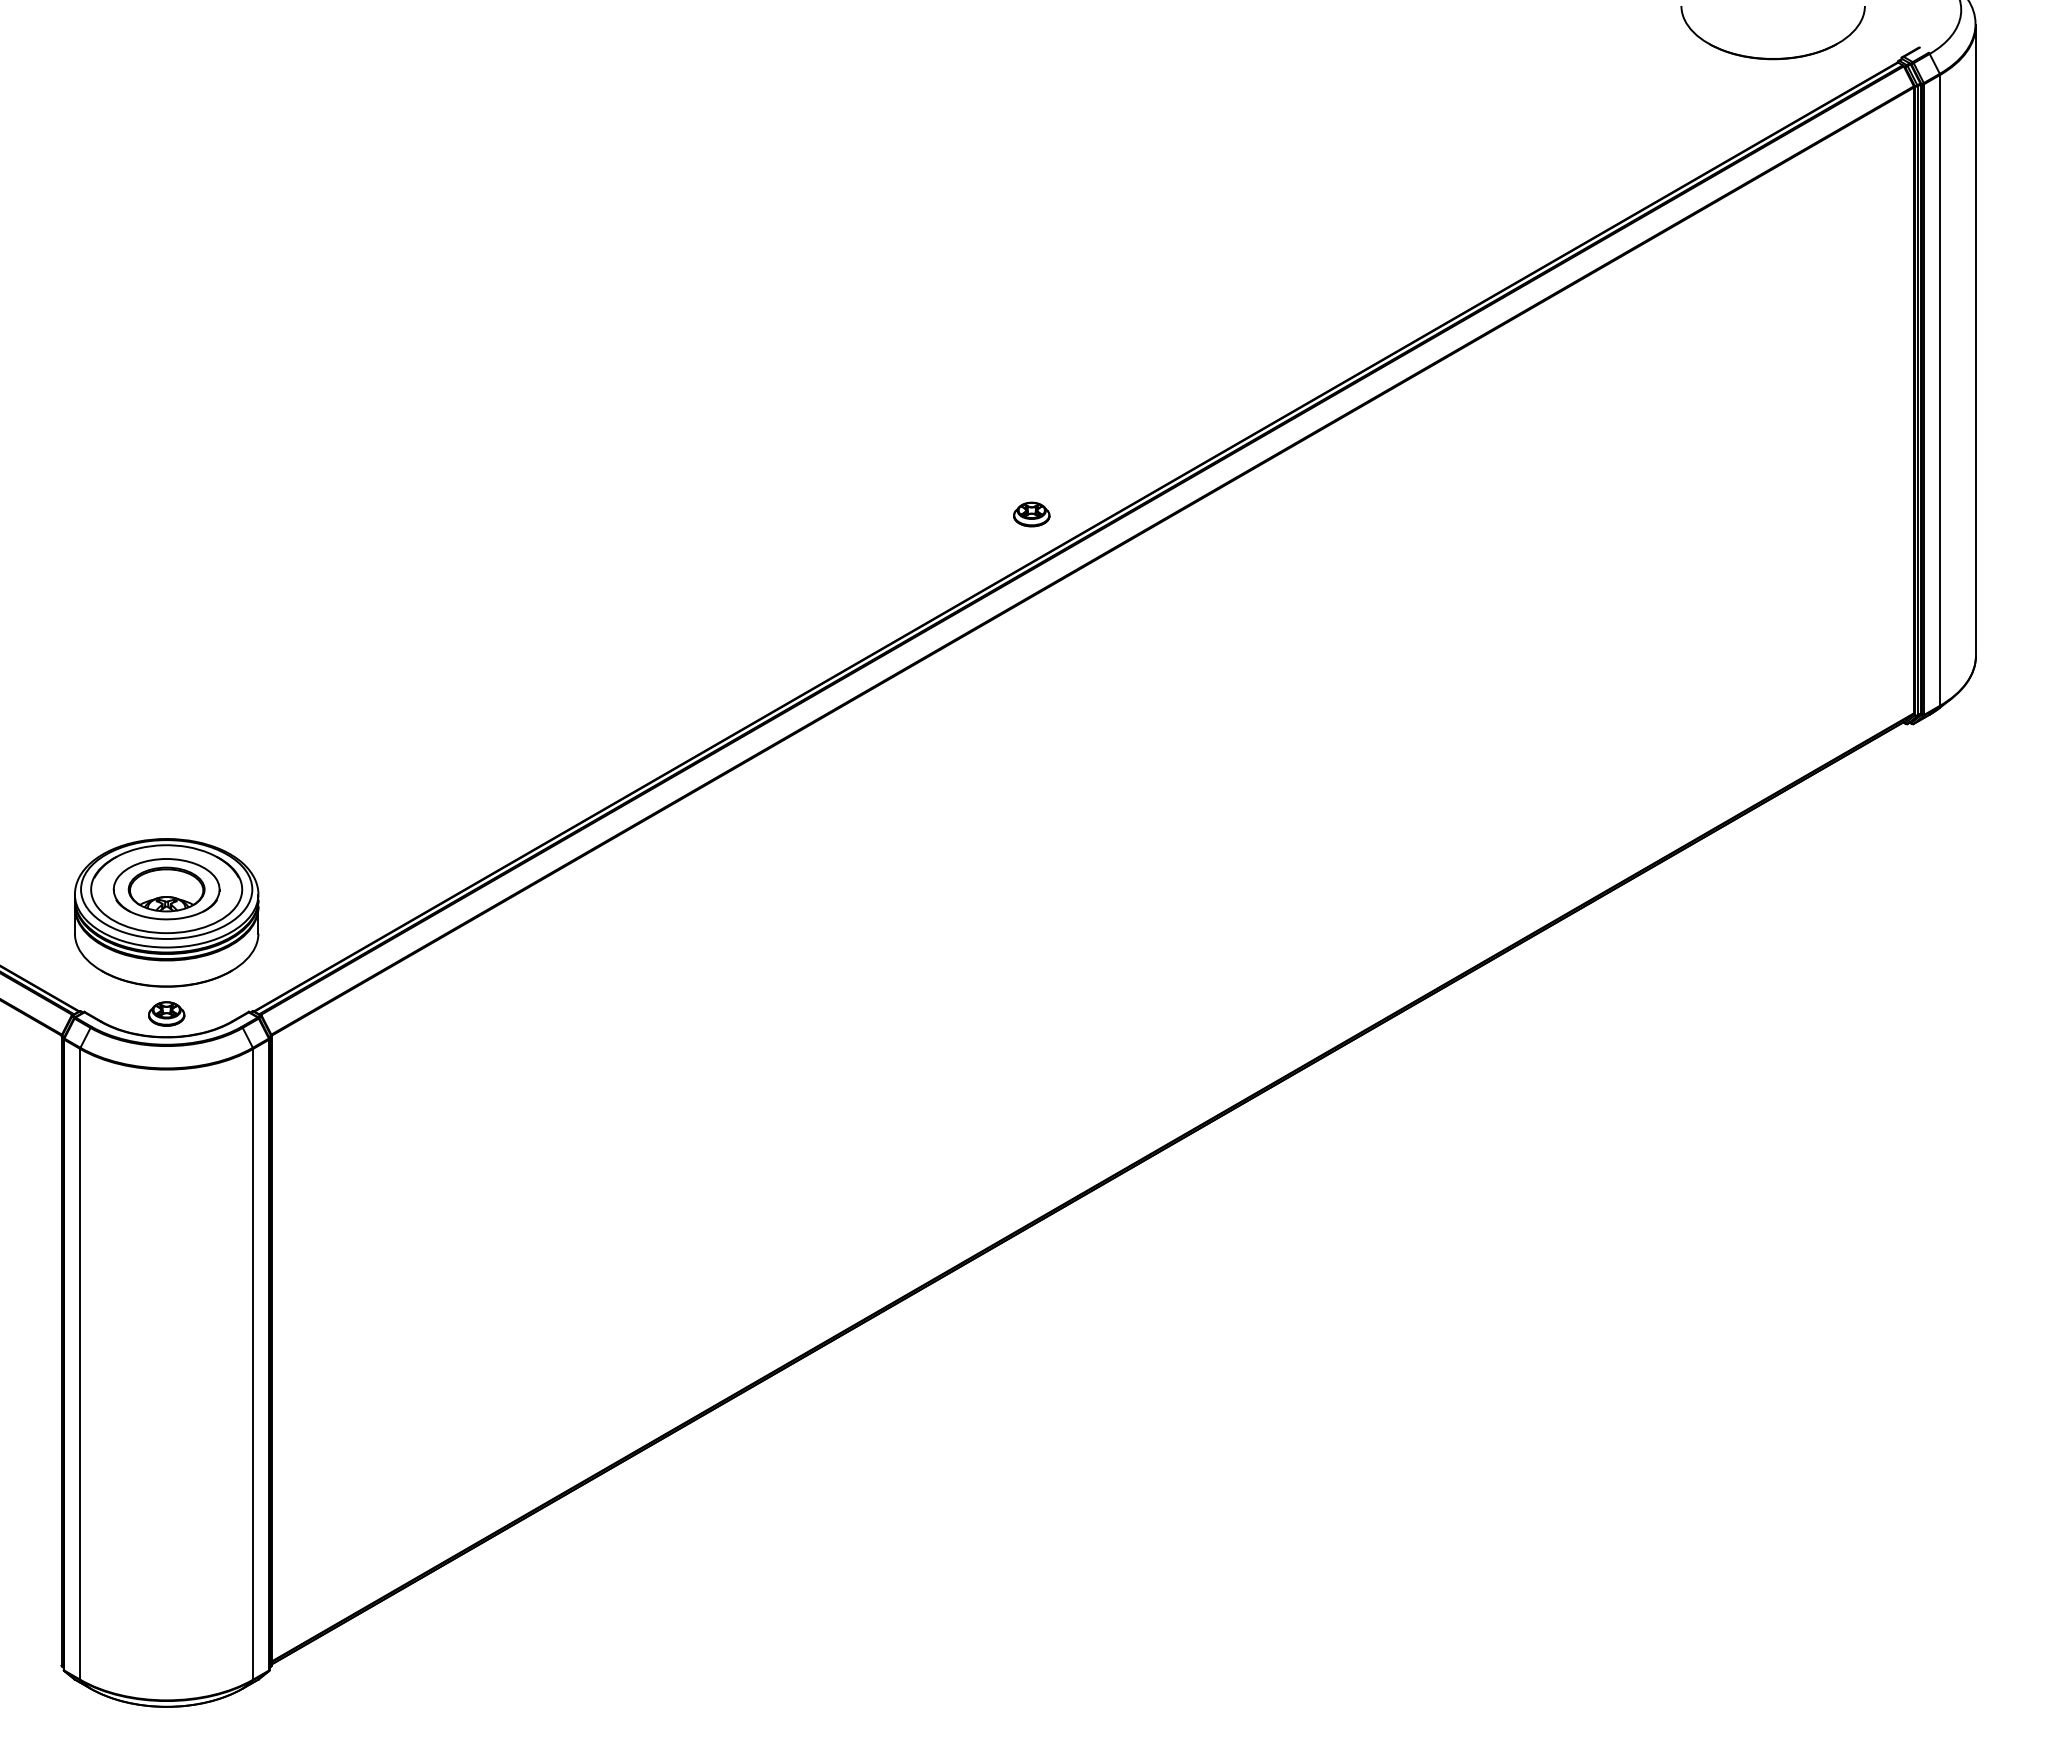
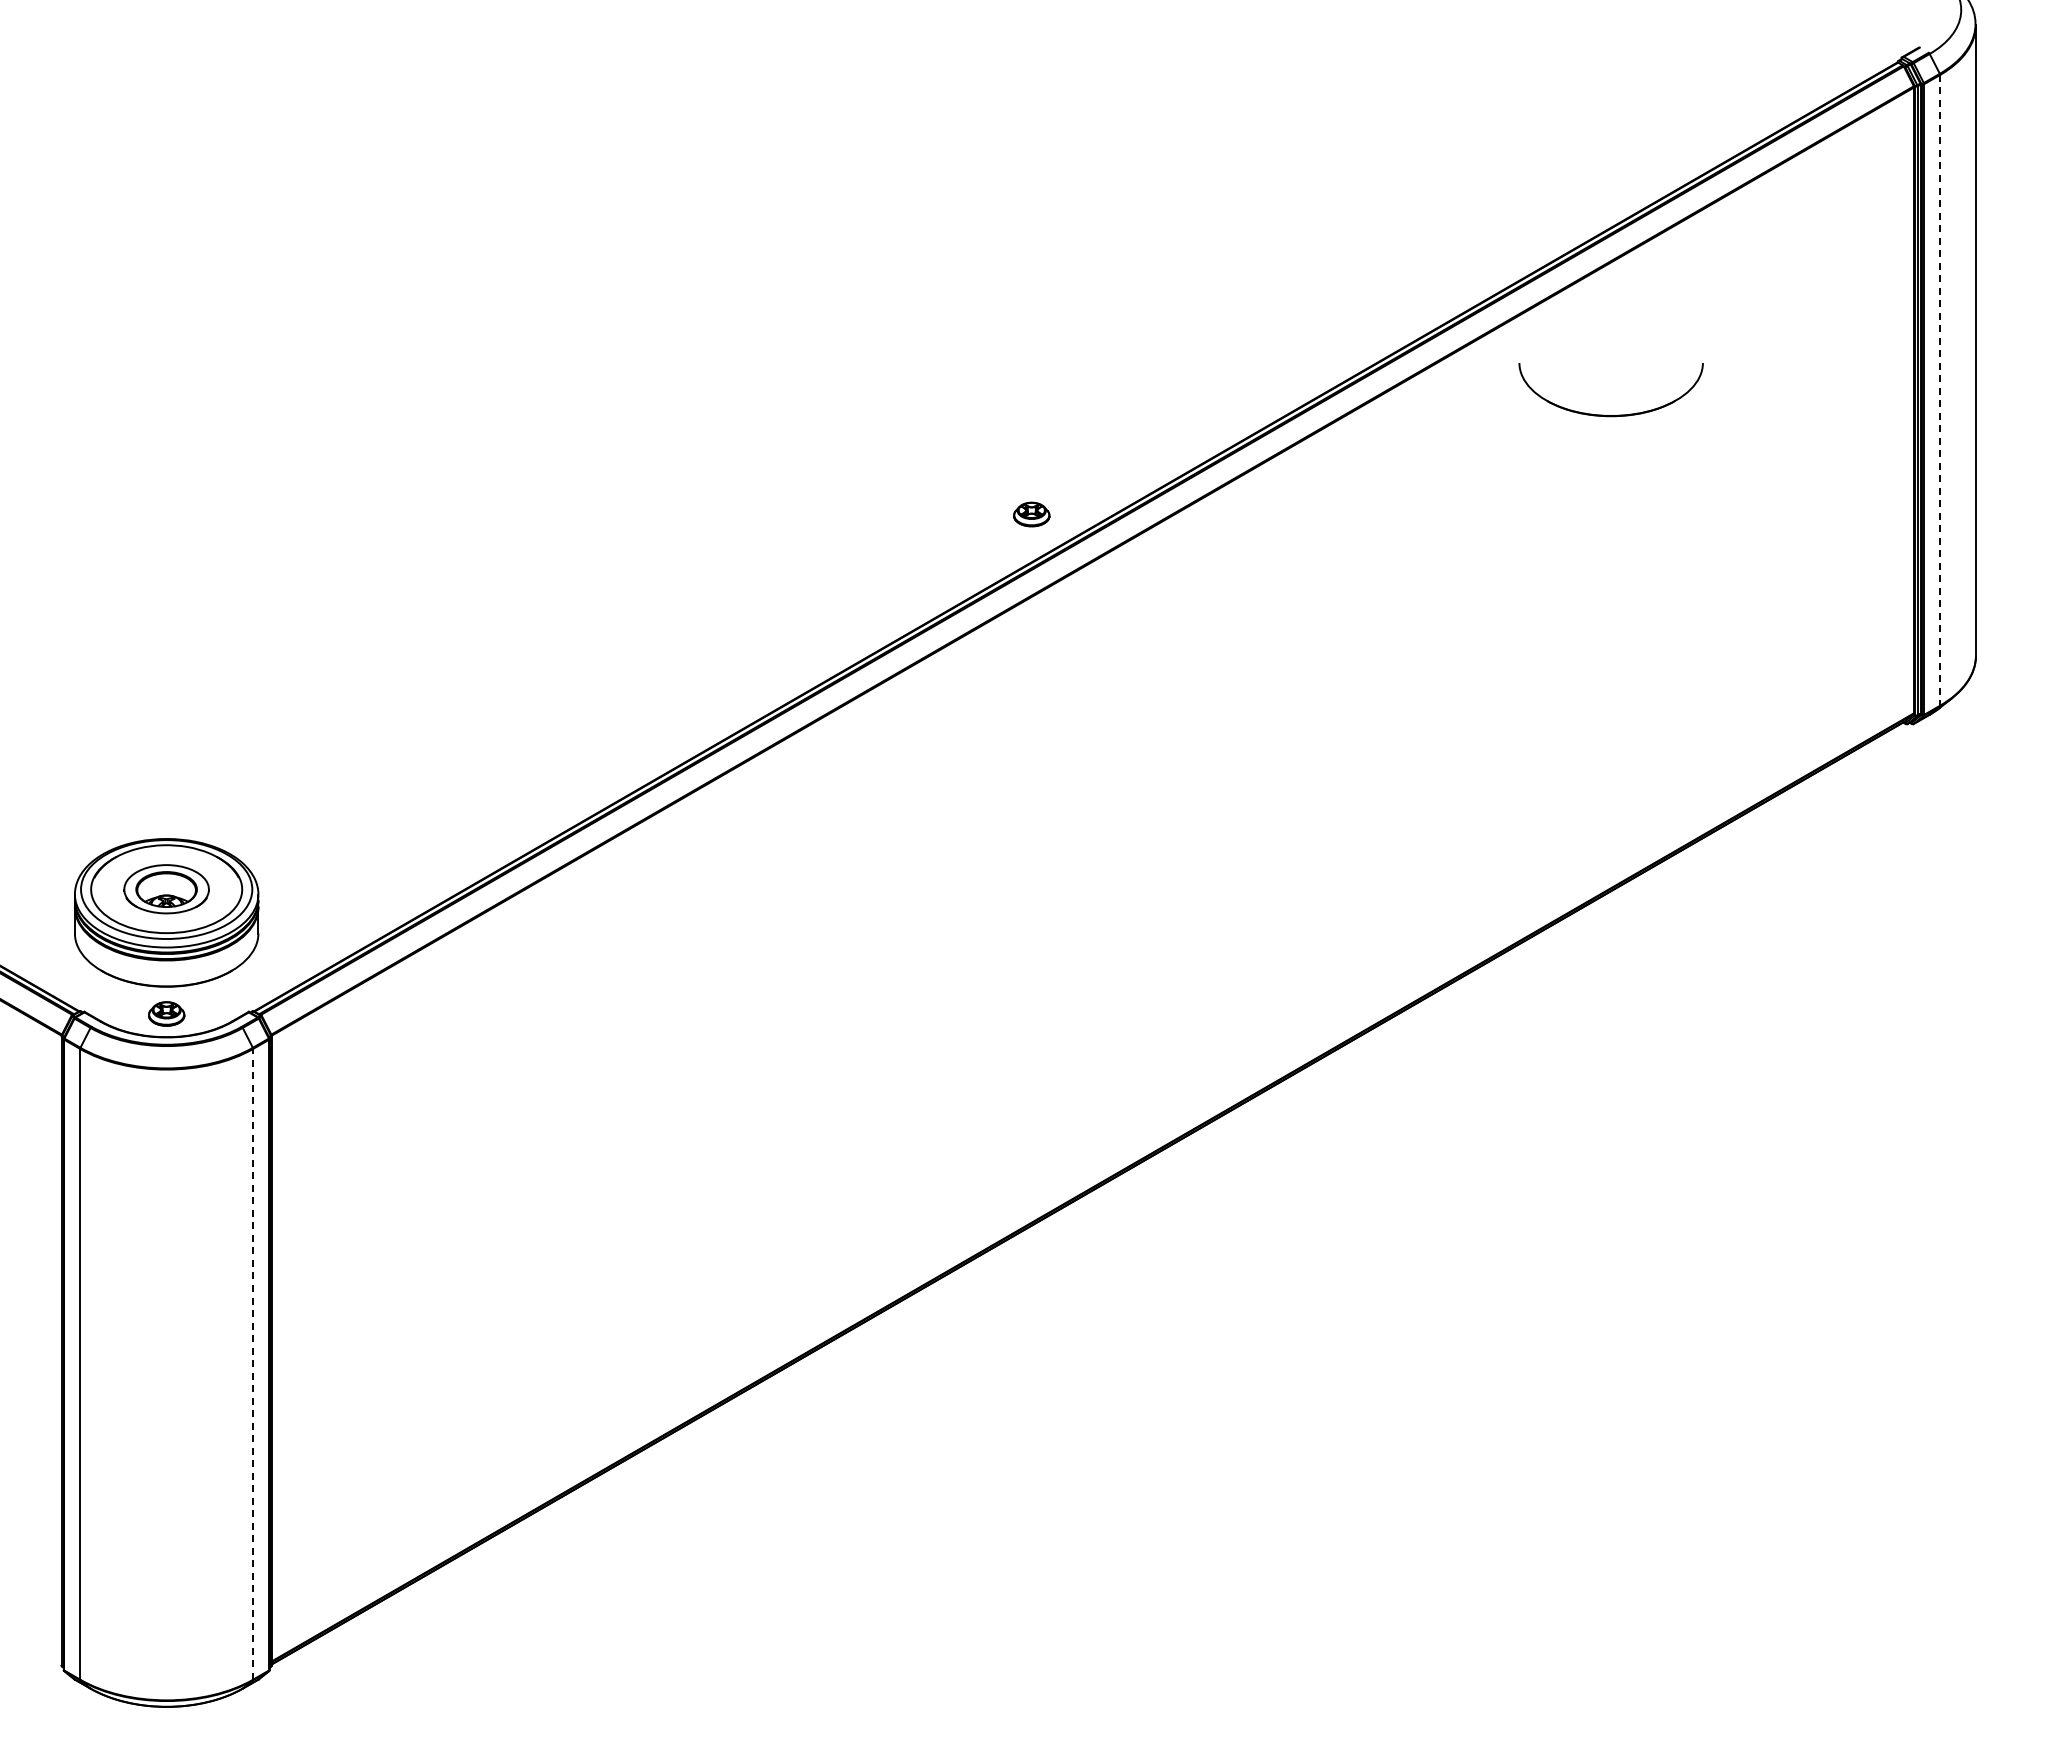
part position: (1766, 57) -> (1604, 414) (1604, 414)
line: solid -> dashed (1940, 390)
part size: 109x63 px -> 87x51 px (166, 889)
line: solid -> dashed (253, 1363)
